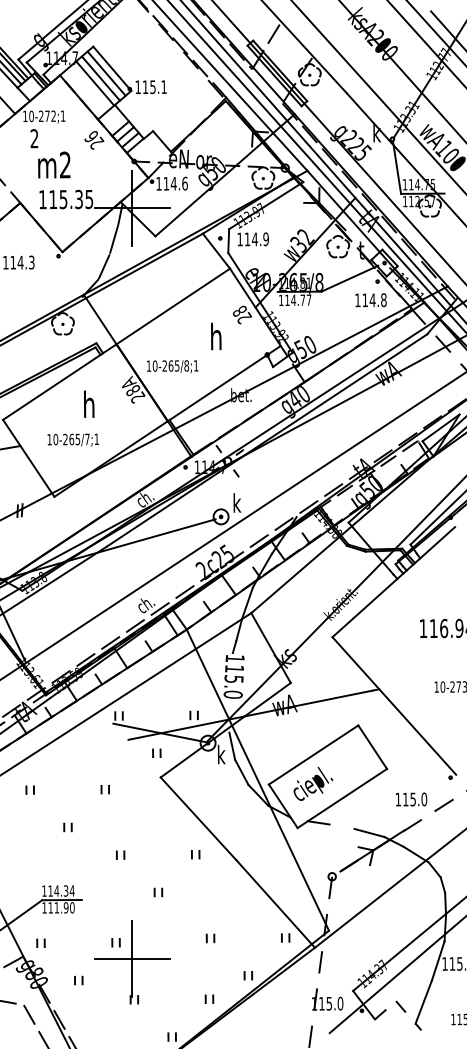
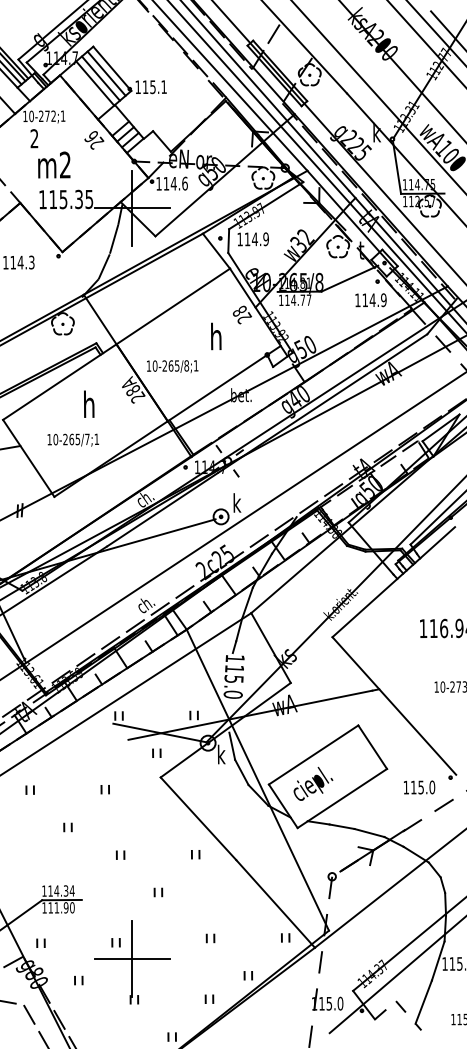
text: 114.8 -> 114.9 (383, 300)
text position: (411, 799) -> (419, 787) (419, 787)
line: none -> present (341, 826)
